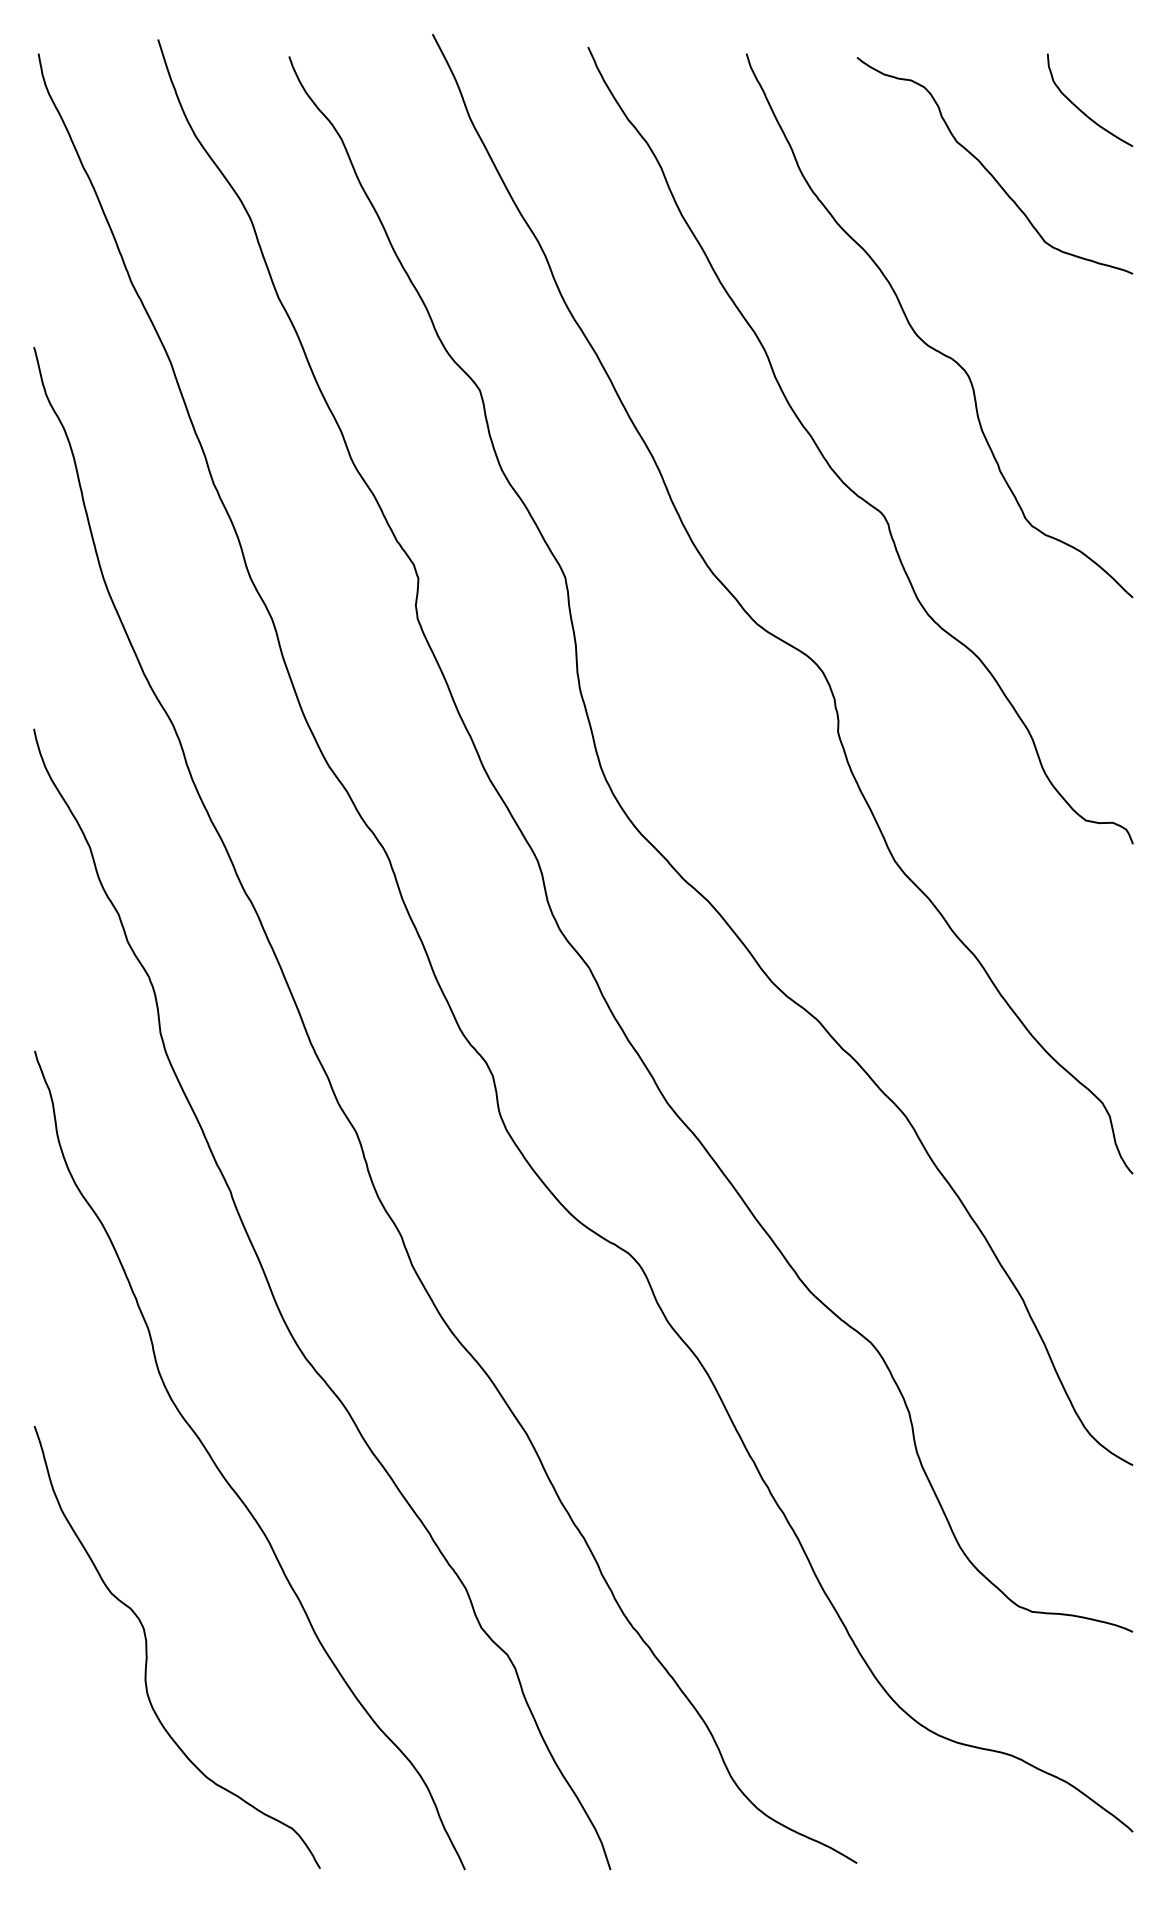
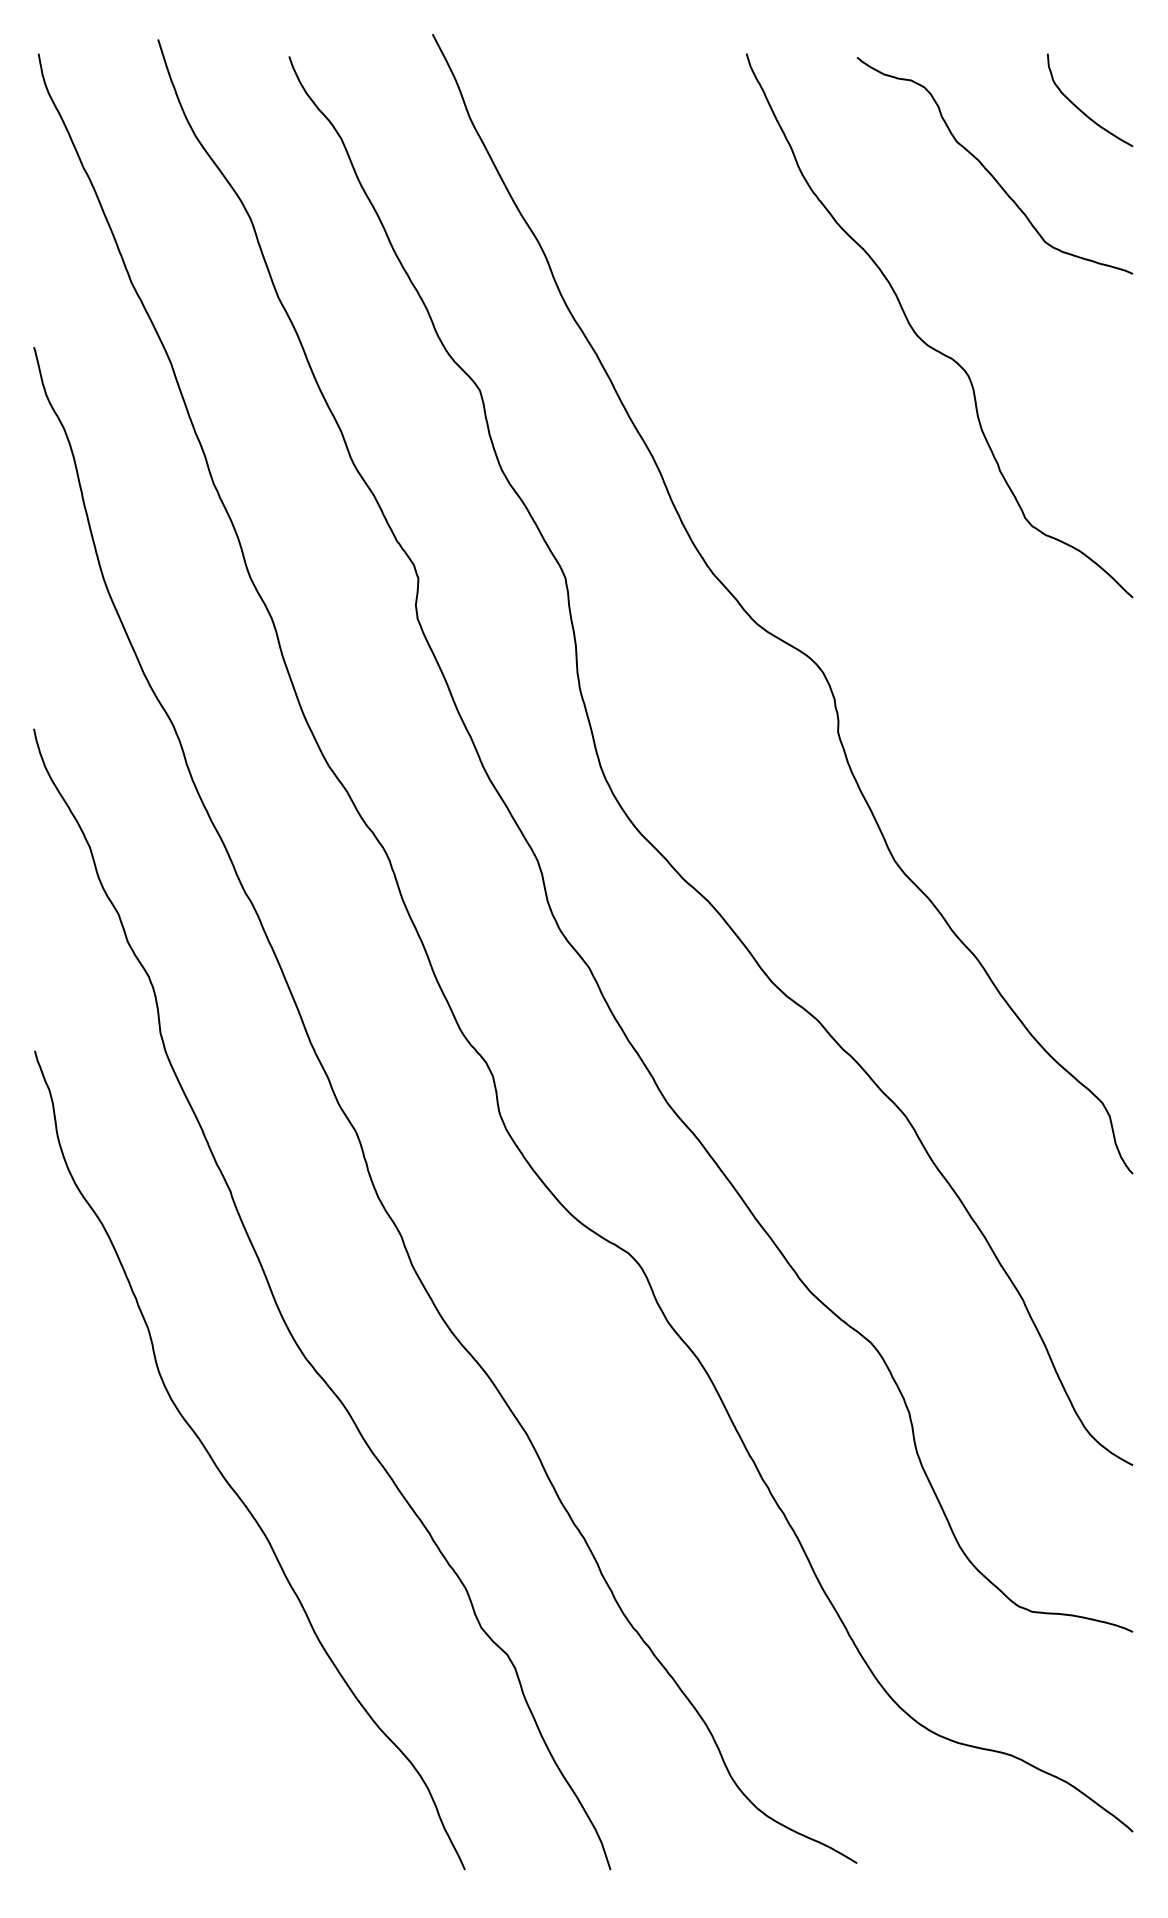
curve: present -> none (829, 463)
curve: present -> none (147, 1647)
